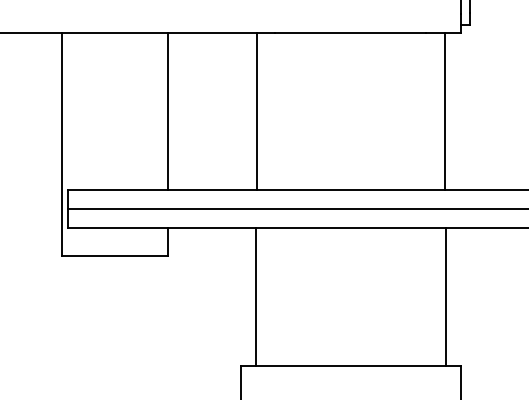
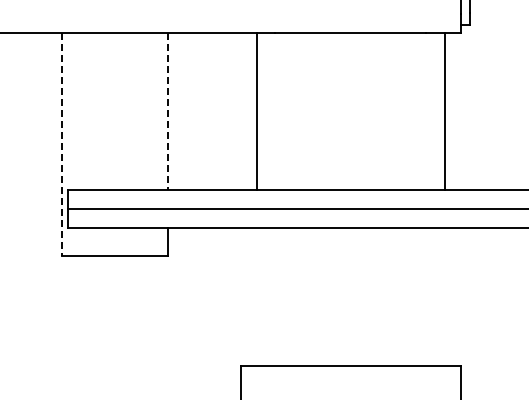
line: solid -> dashed (168, 111)
line: solid -> dashed (62, 145)
line: present -> none (256, 297)
line: present -> none (445, 297)
